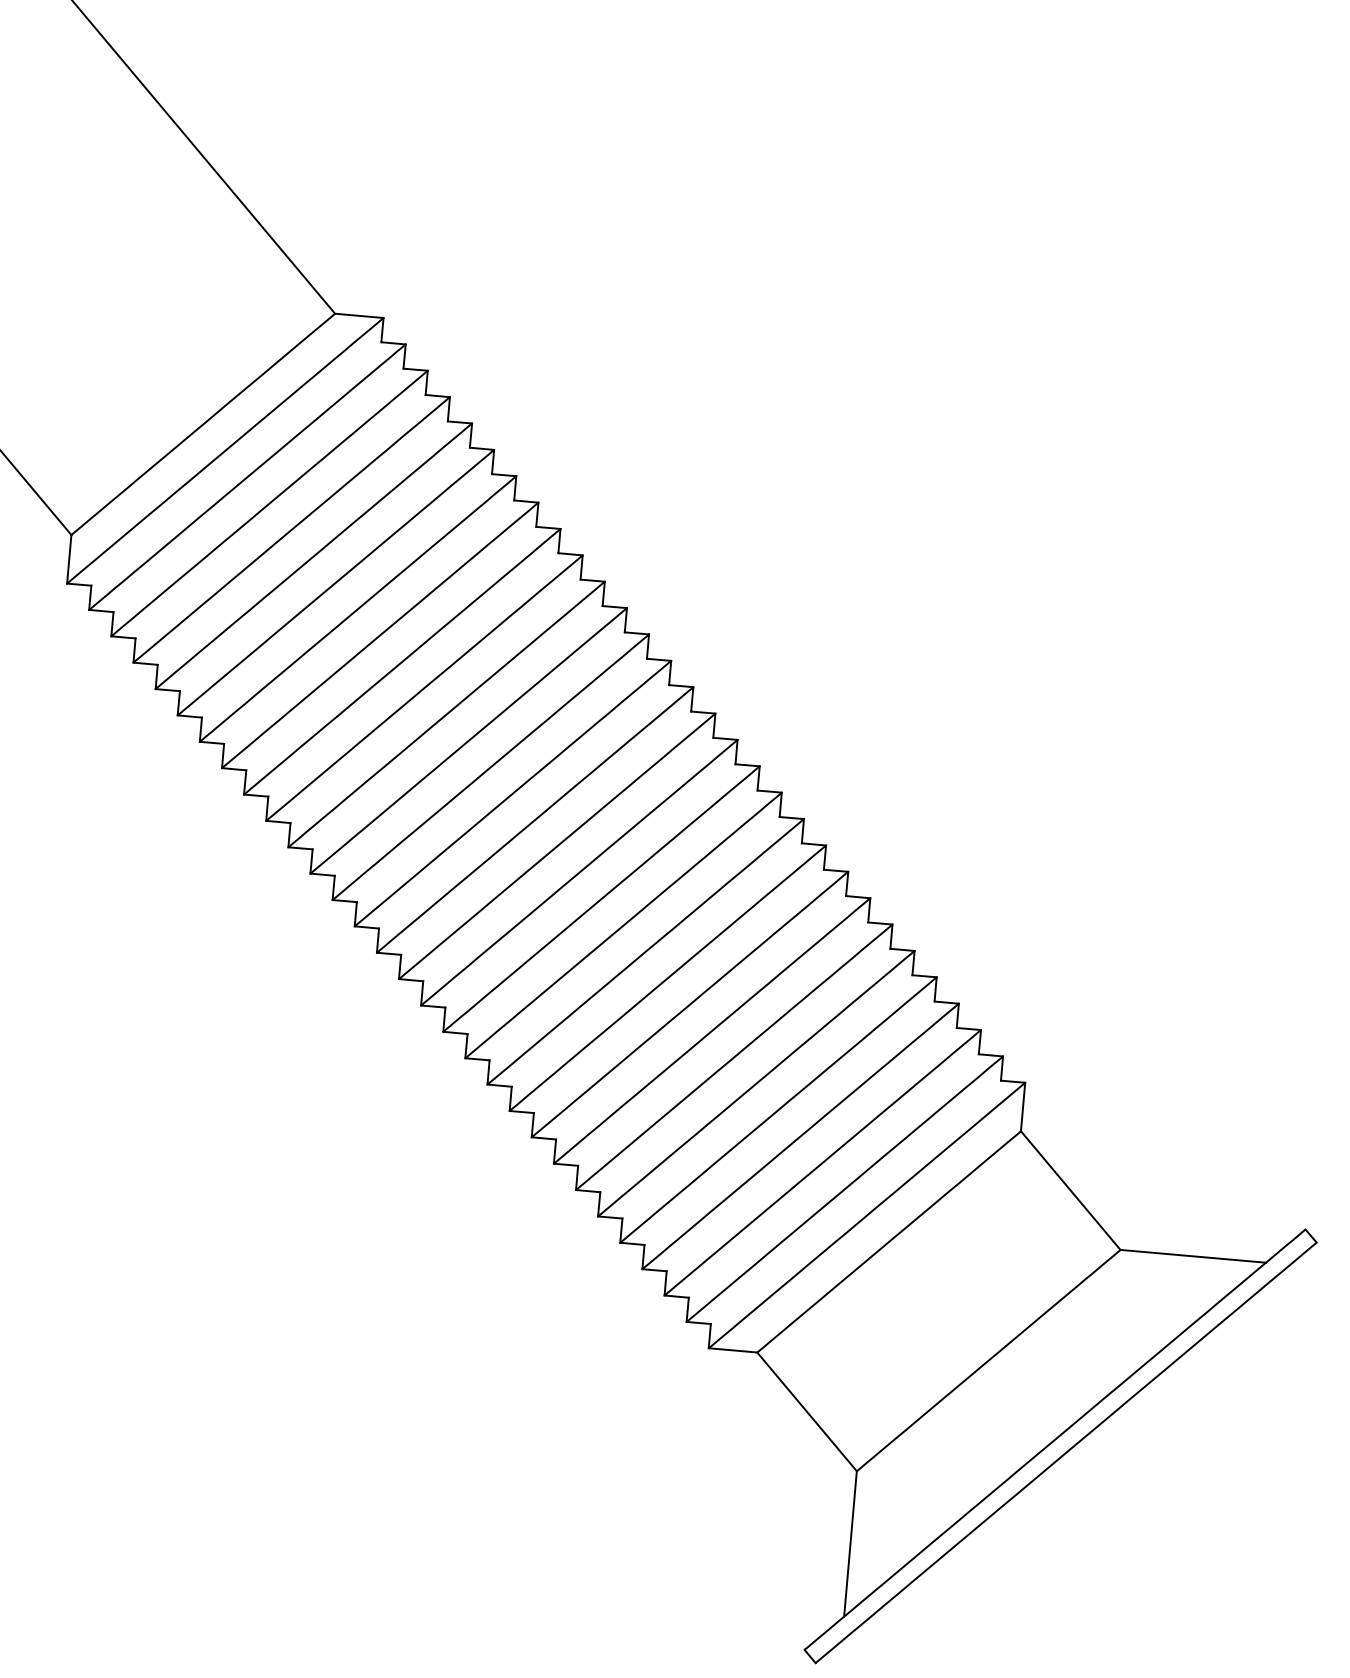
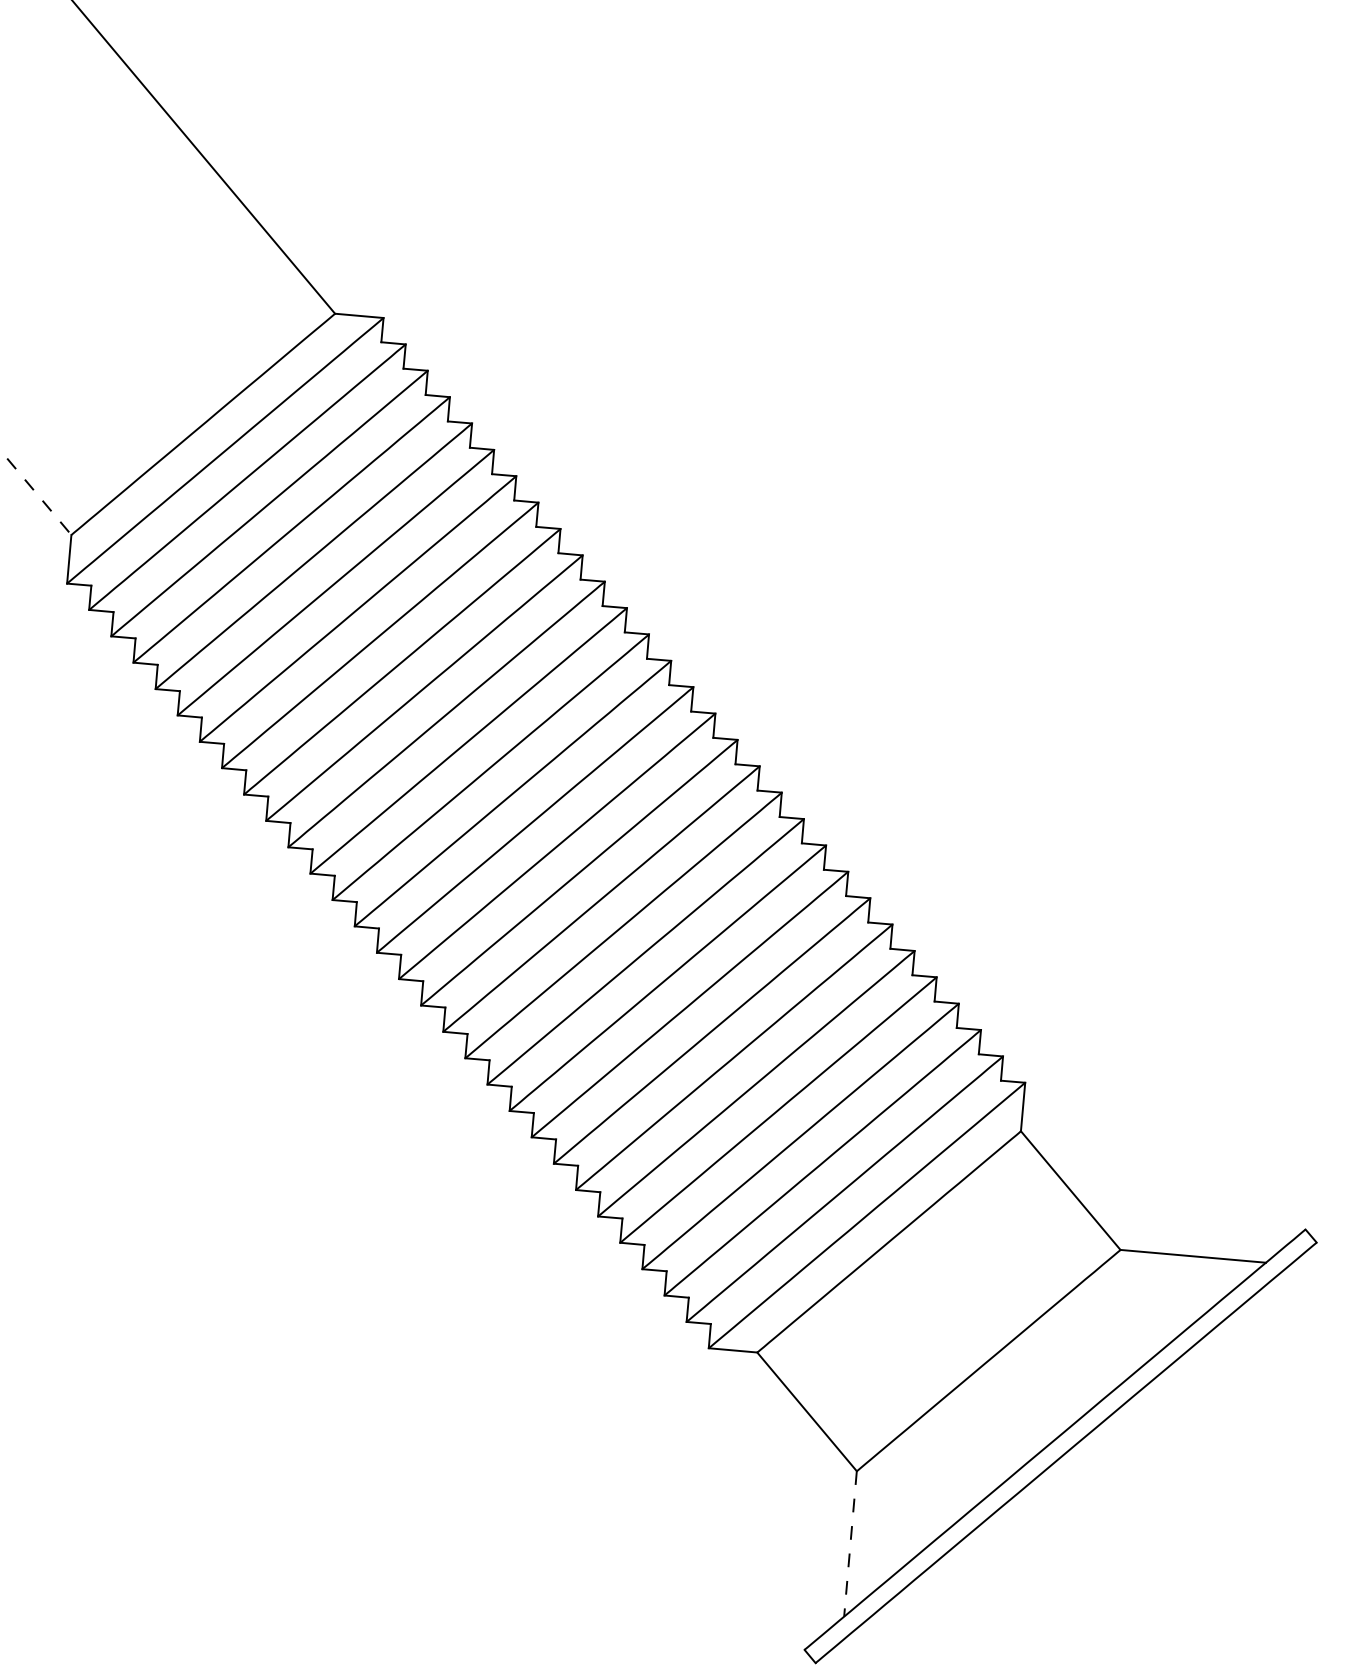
line: solid -> dashed (36, 492)
line: solid -> dashed (850, 1544)
